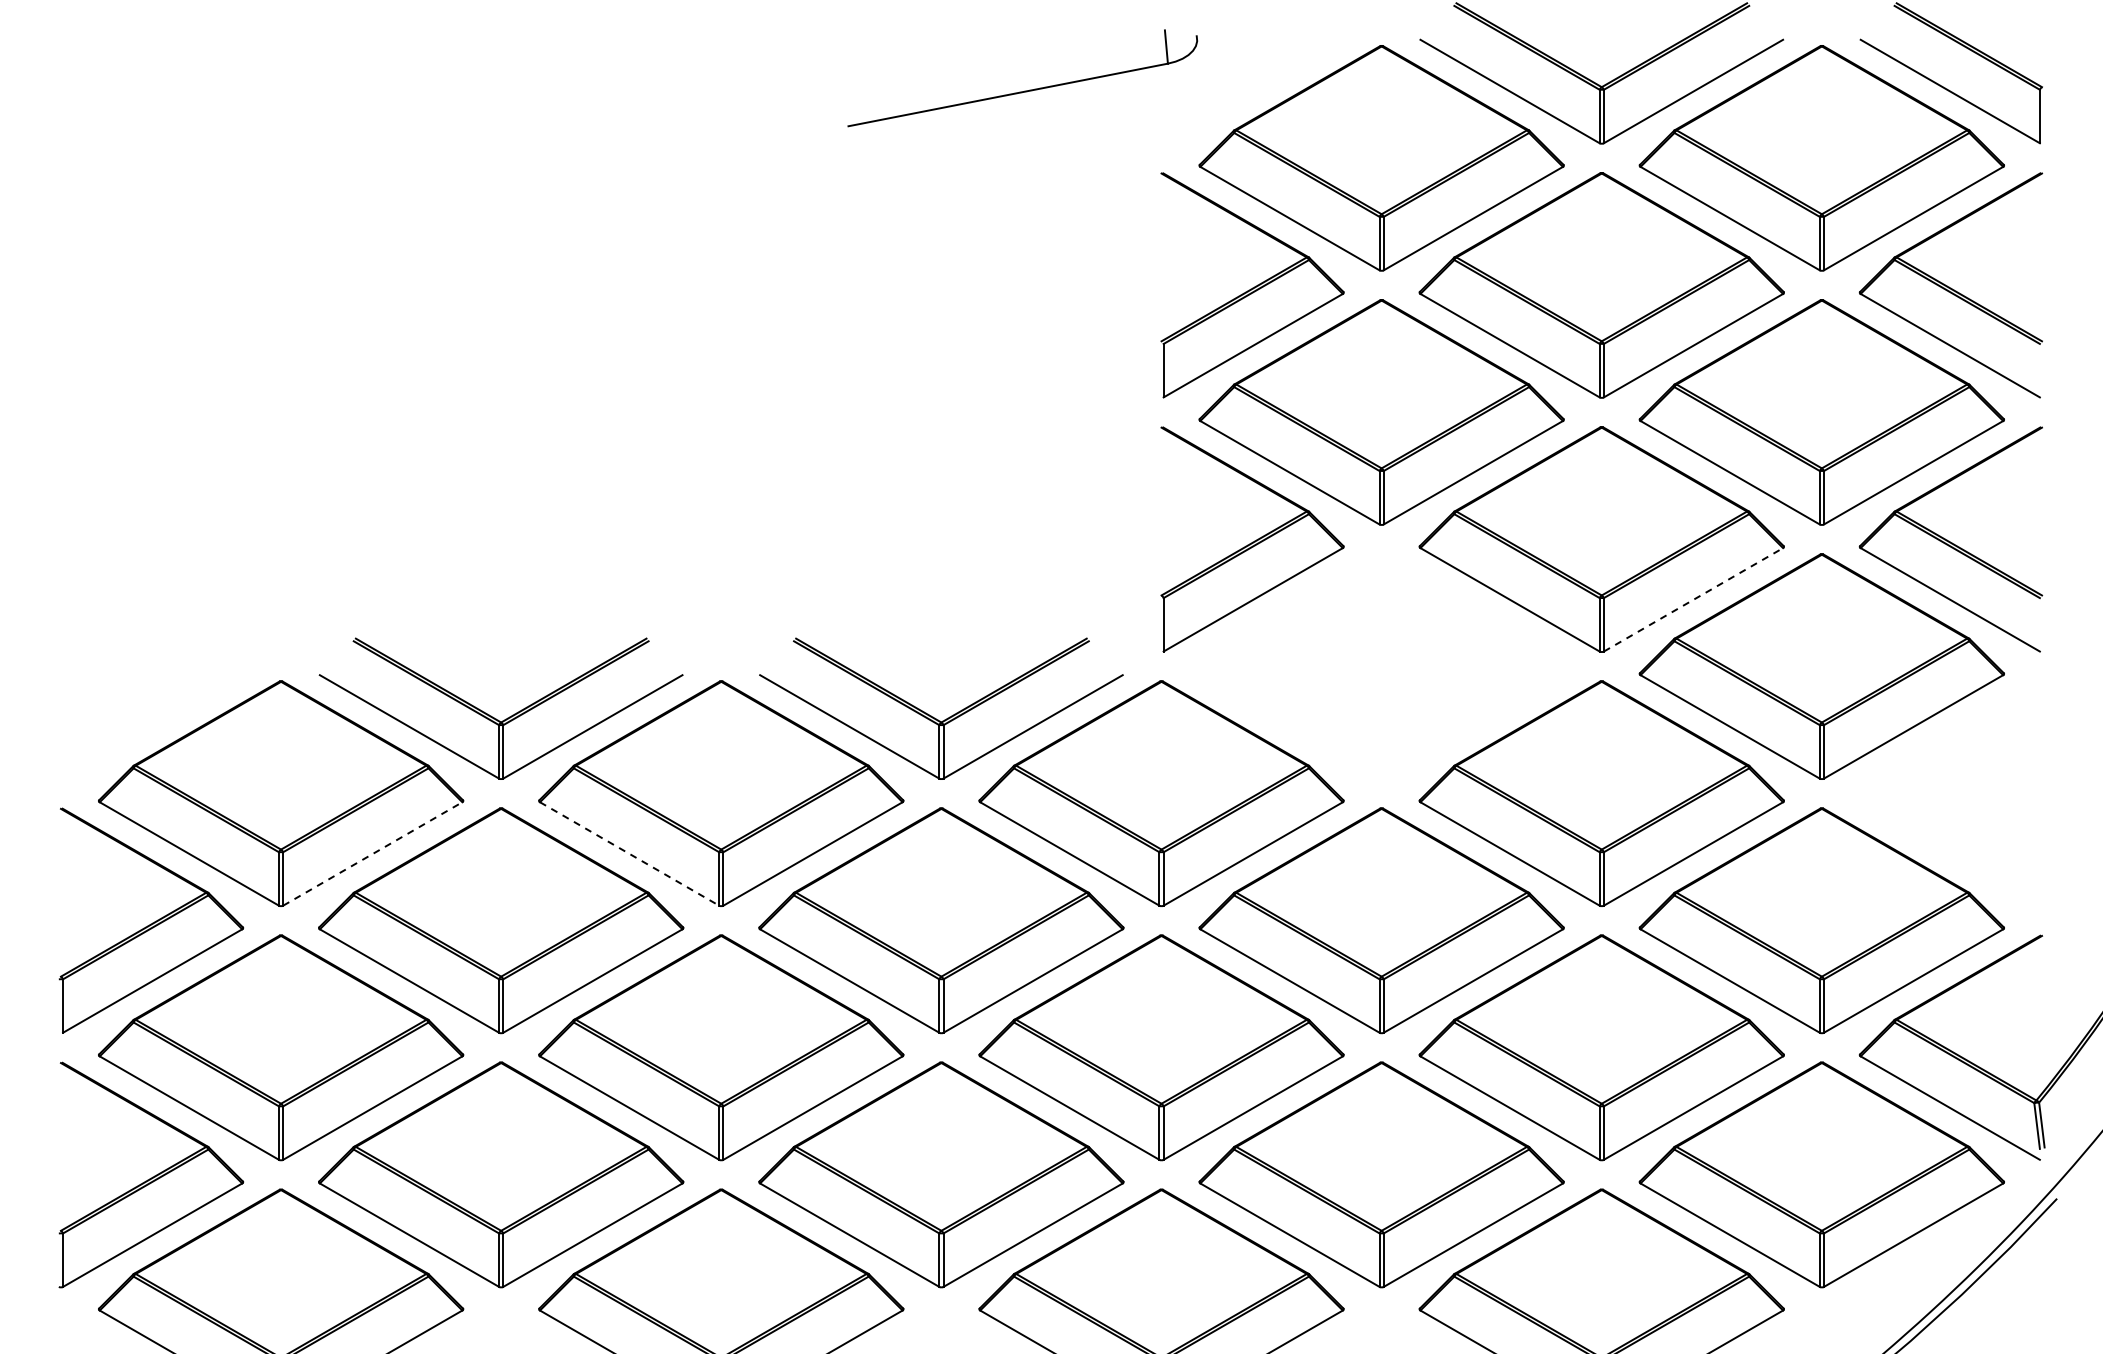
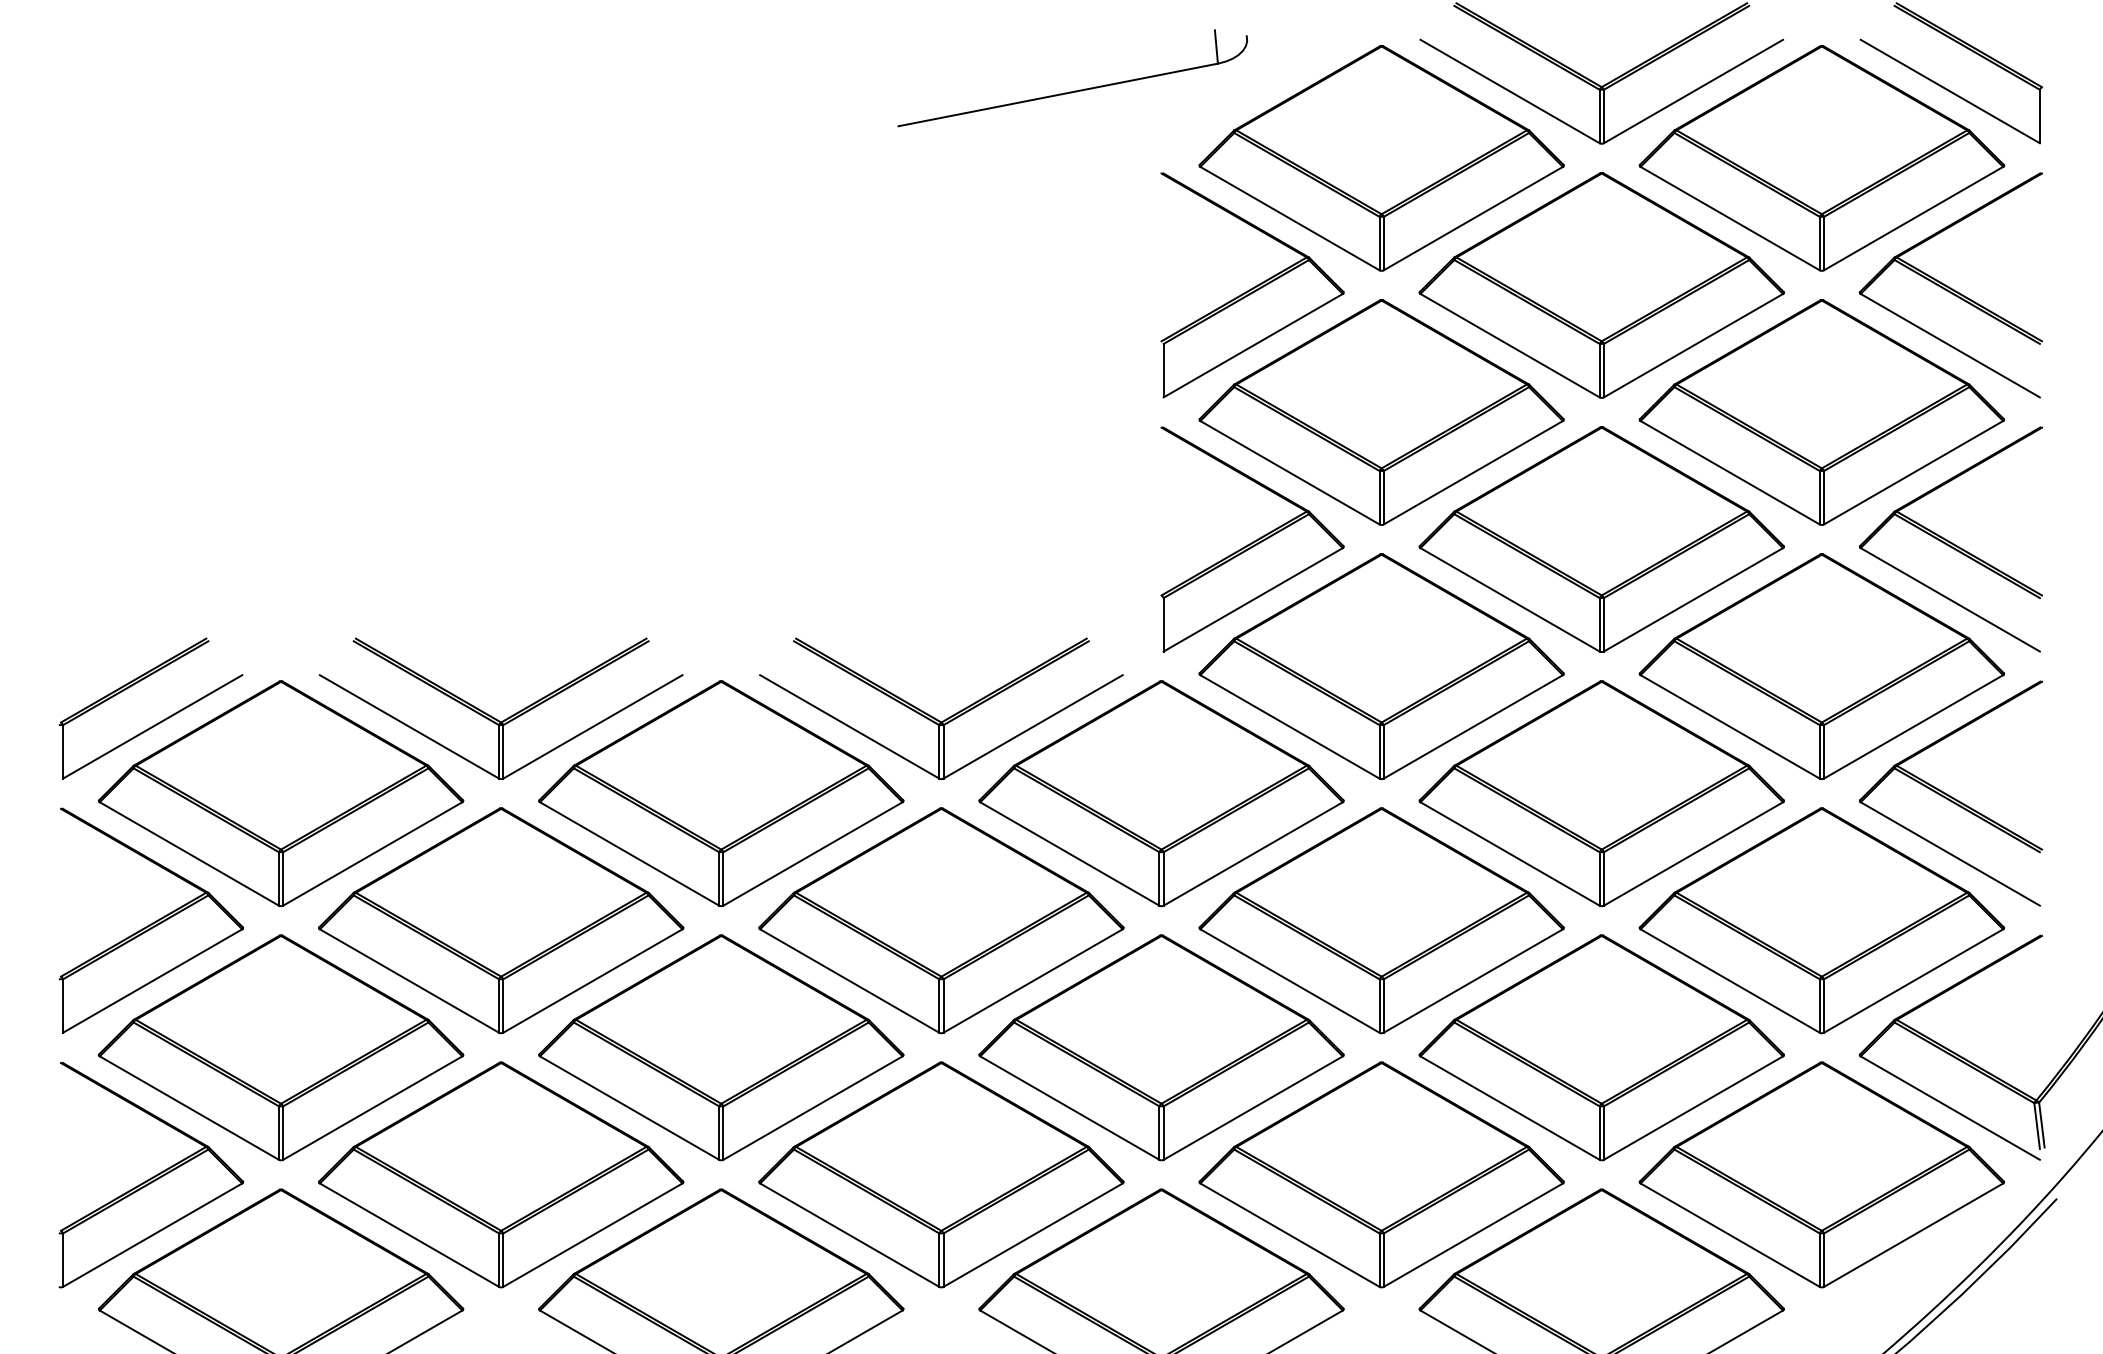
part position: (1024, 90) -> (1074, 90) (1074, 90)
line: dashed -> solid (1693, 599)
part: none -> present (1381, 666)
part: none -> present (159, 721)
part: none -> present (1950, 793)
line: dashed -> solid (373, 853)
line: dashed -> solid (630, 854)
